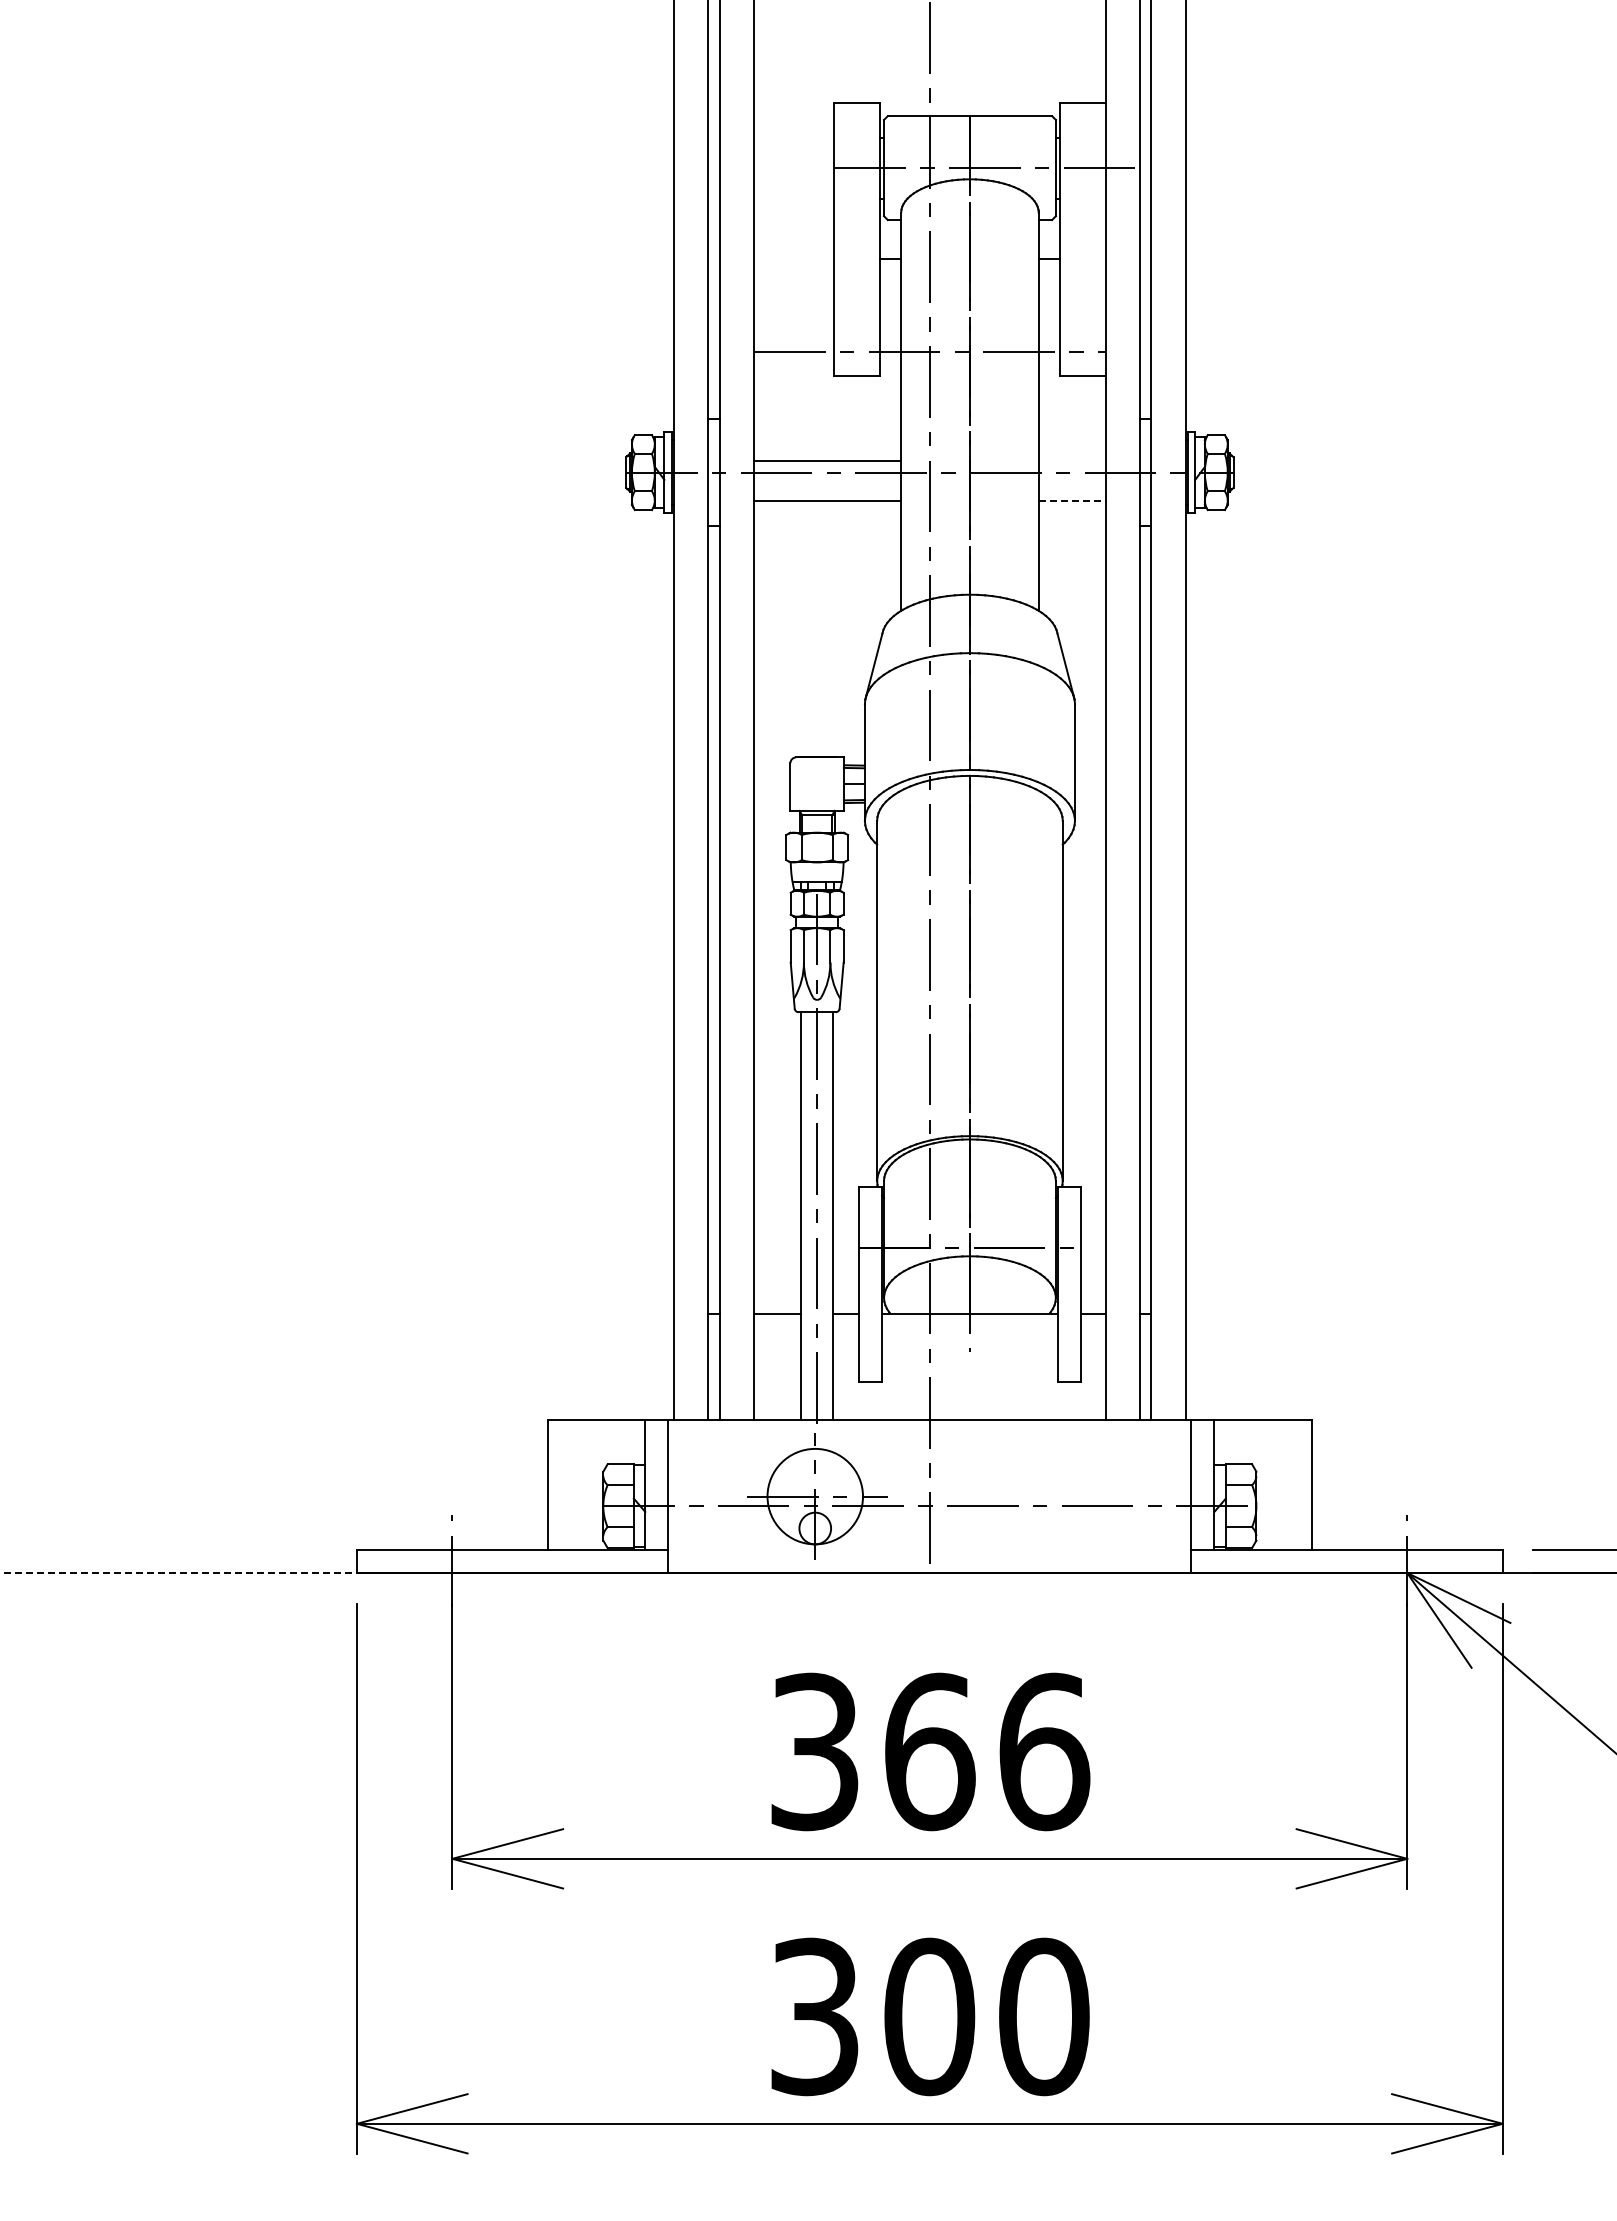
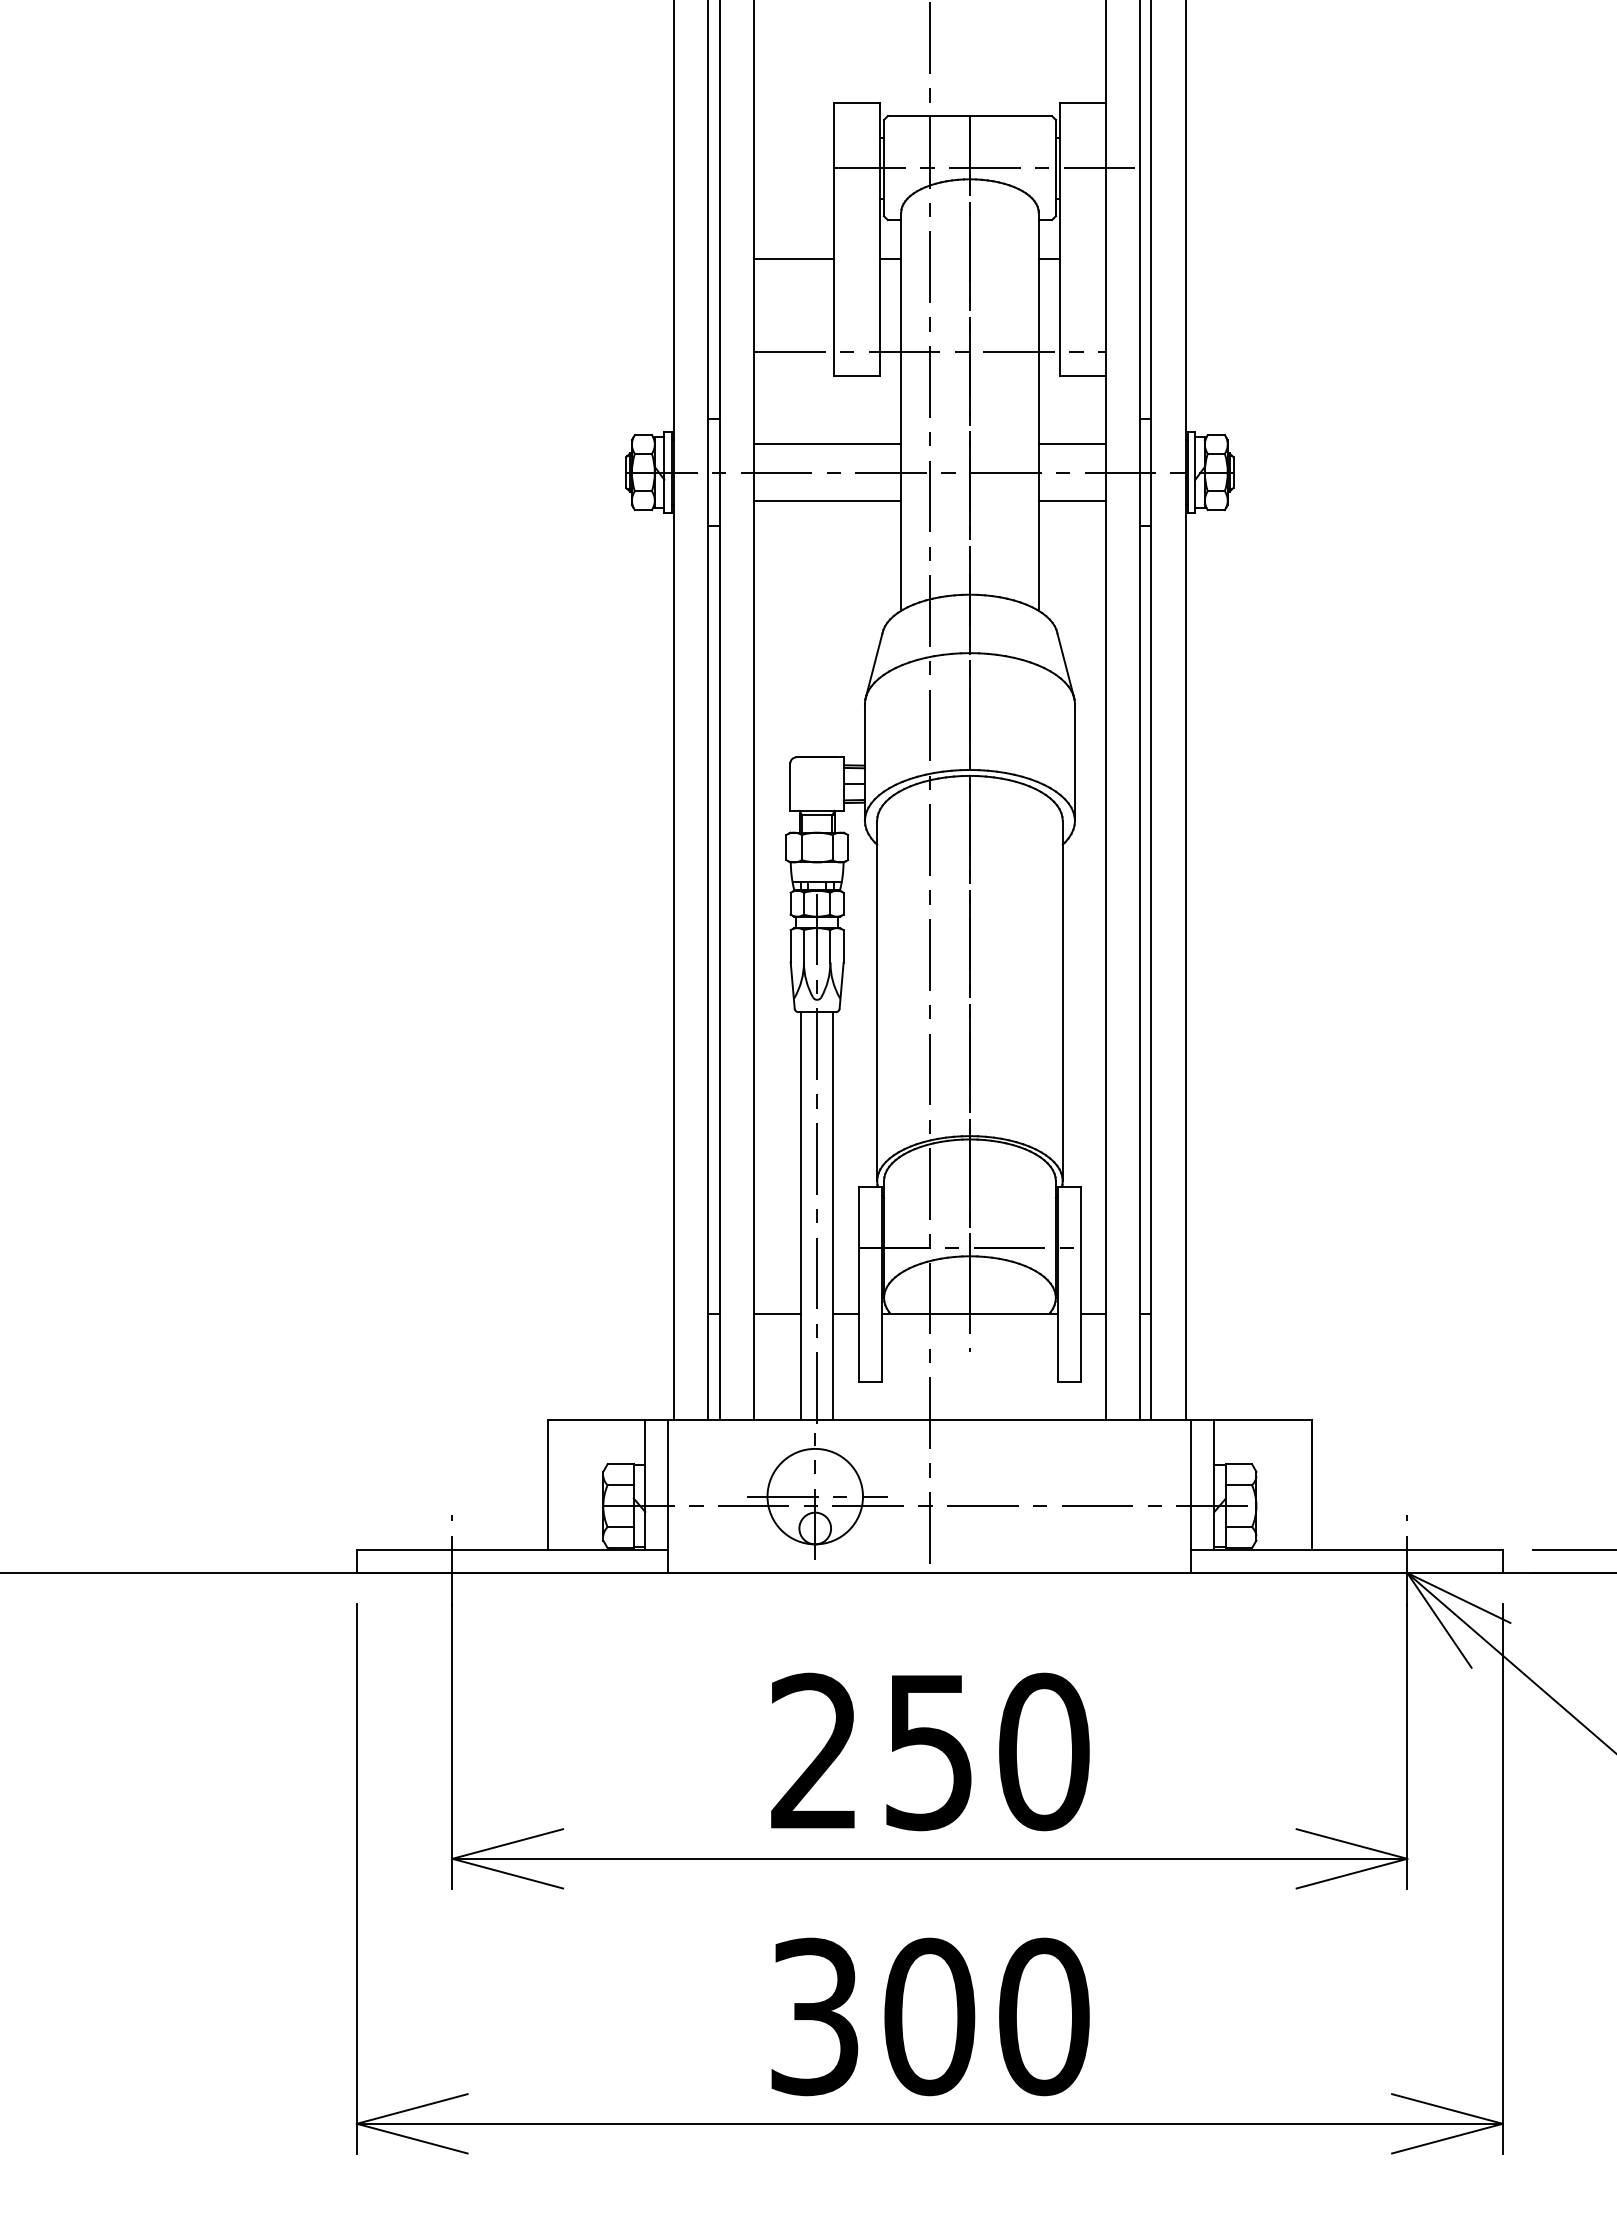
line: none -> present (794, 259)
line: none -> present (1071, 443)
line position: (827, 460) -> (827, 443) (827, 443)
line: dashed -> solid (1072, 501)
line: dashed -> solid (178, 1573)
text: 366 -> 250 (930, 1751)
